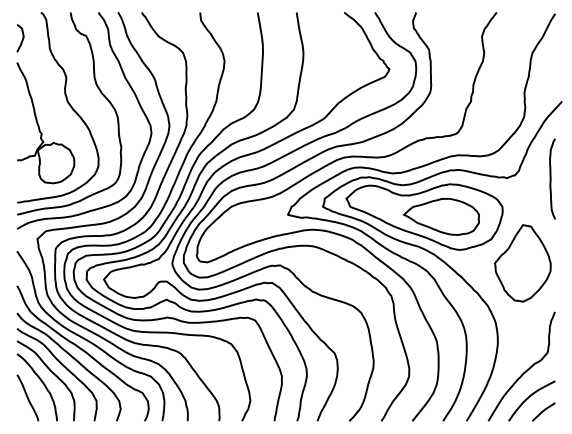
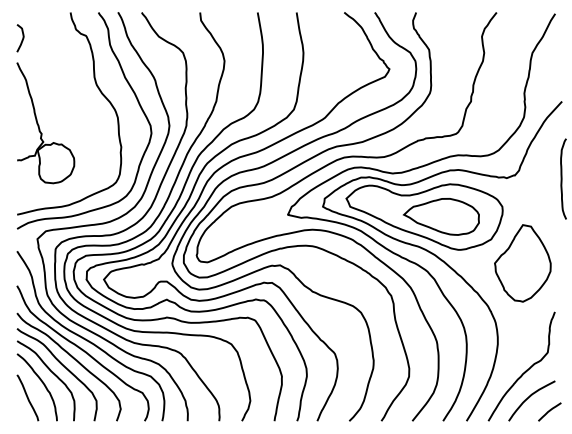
curve: present -> none (67, 103)
curve position: (551, 178) -> (562, 178) (562, 178)
curve position: (543, 411) -> (549, 411) (549, 411)
